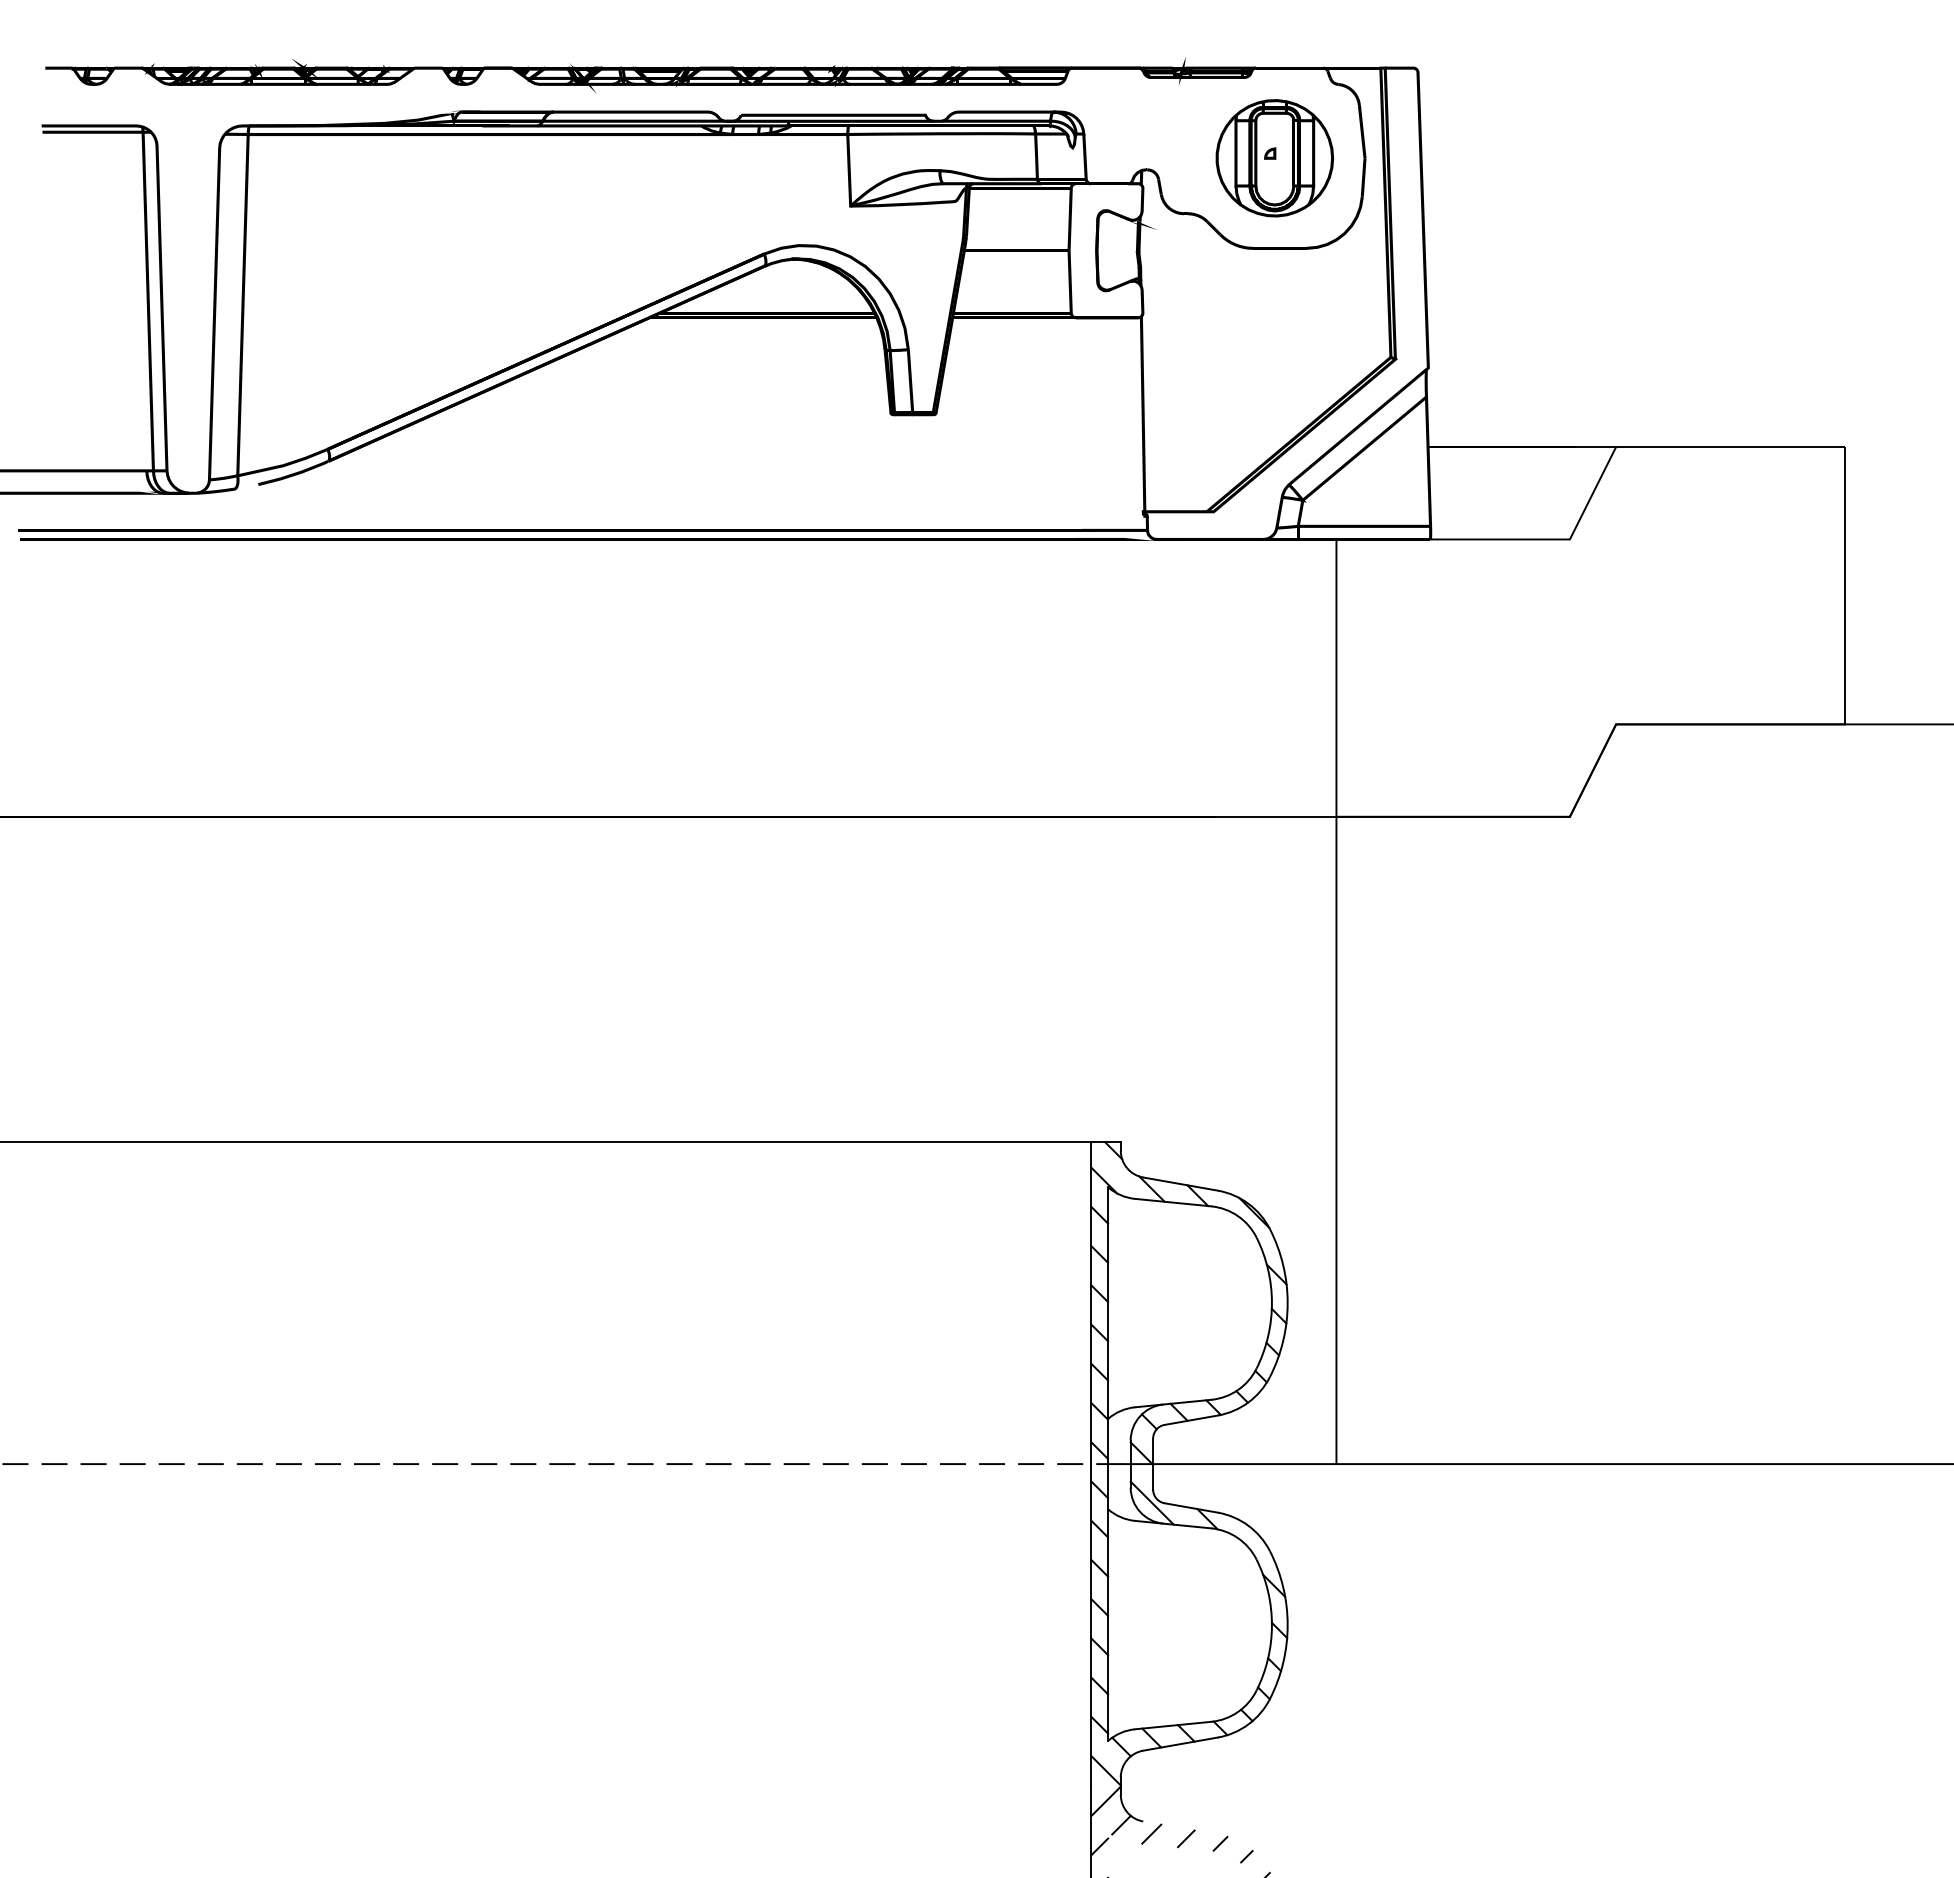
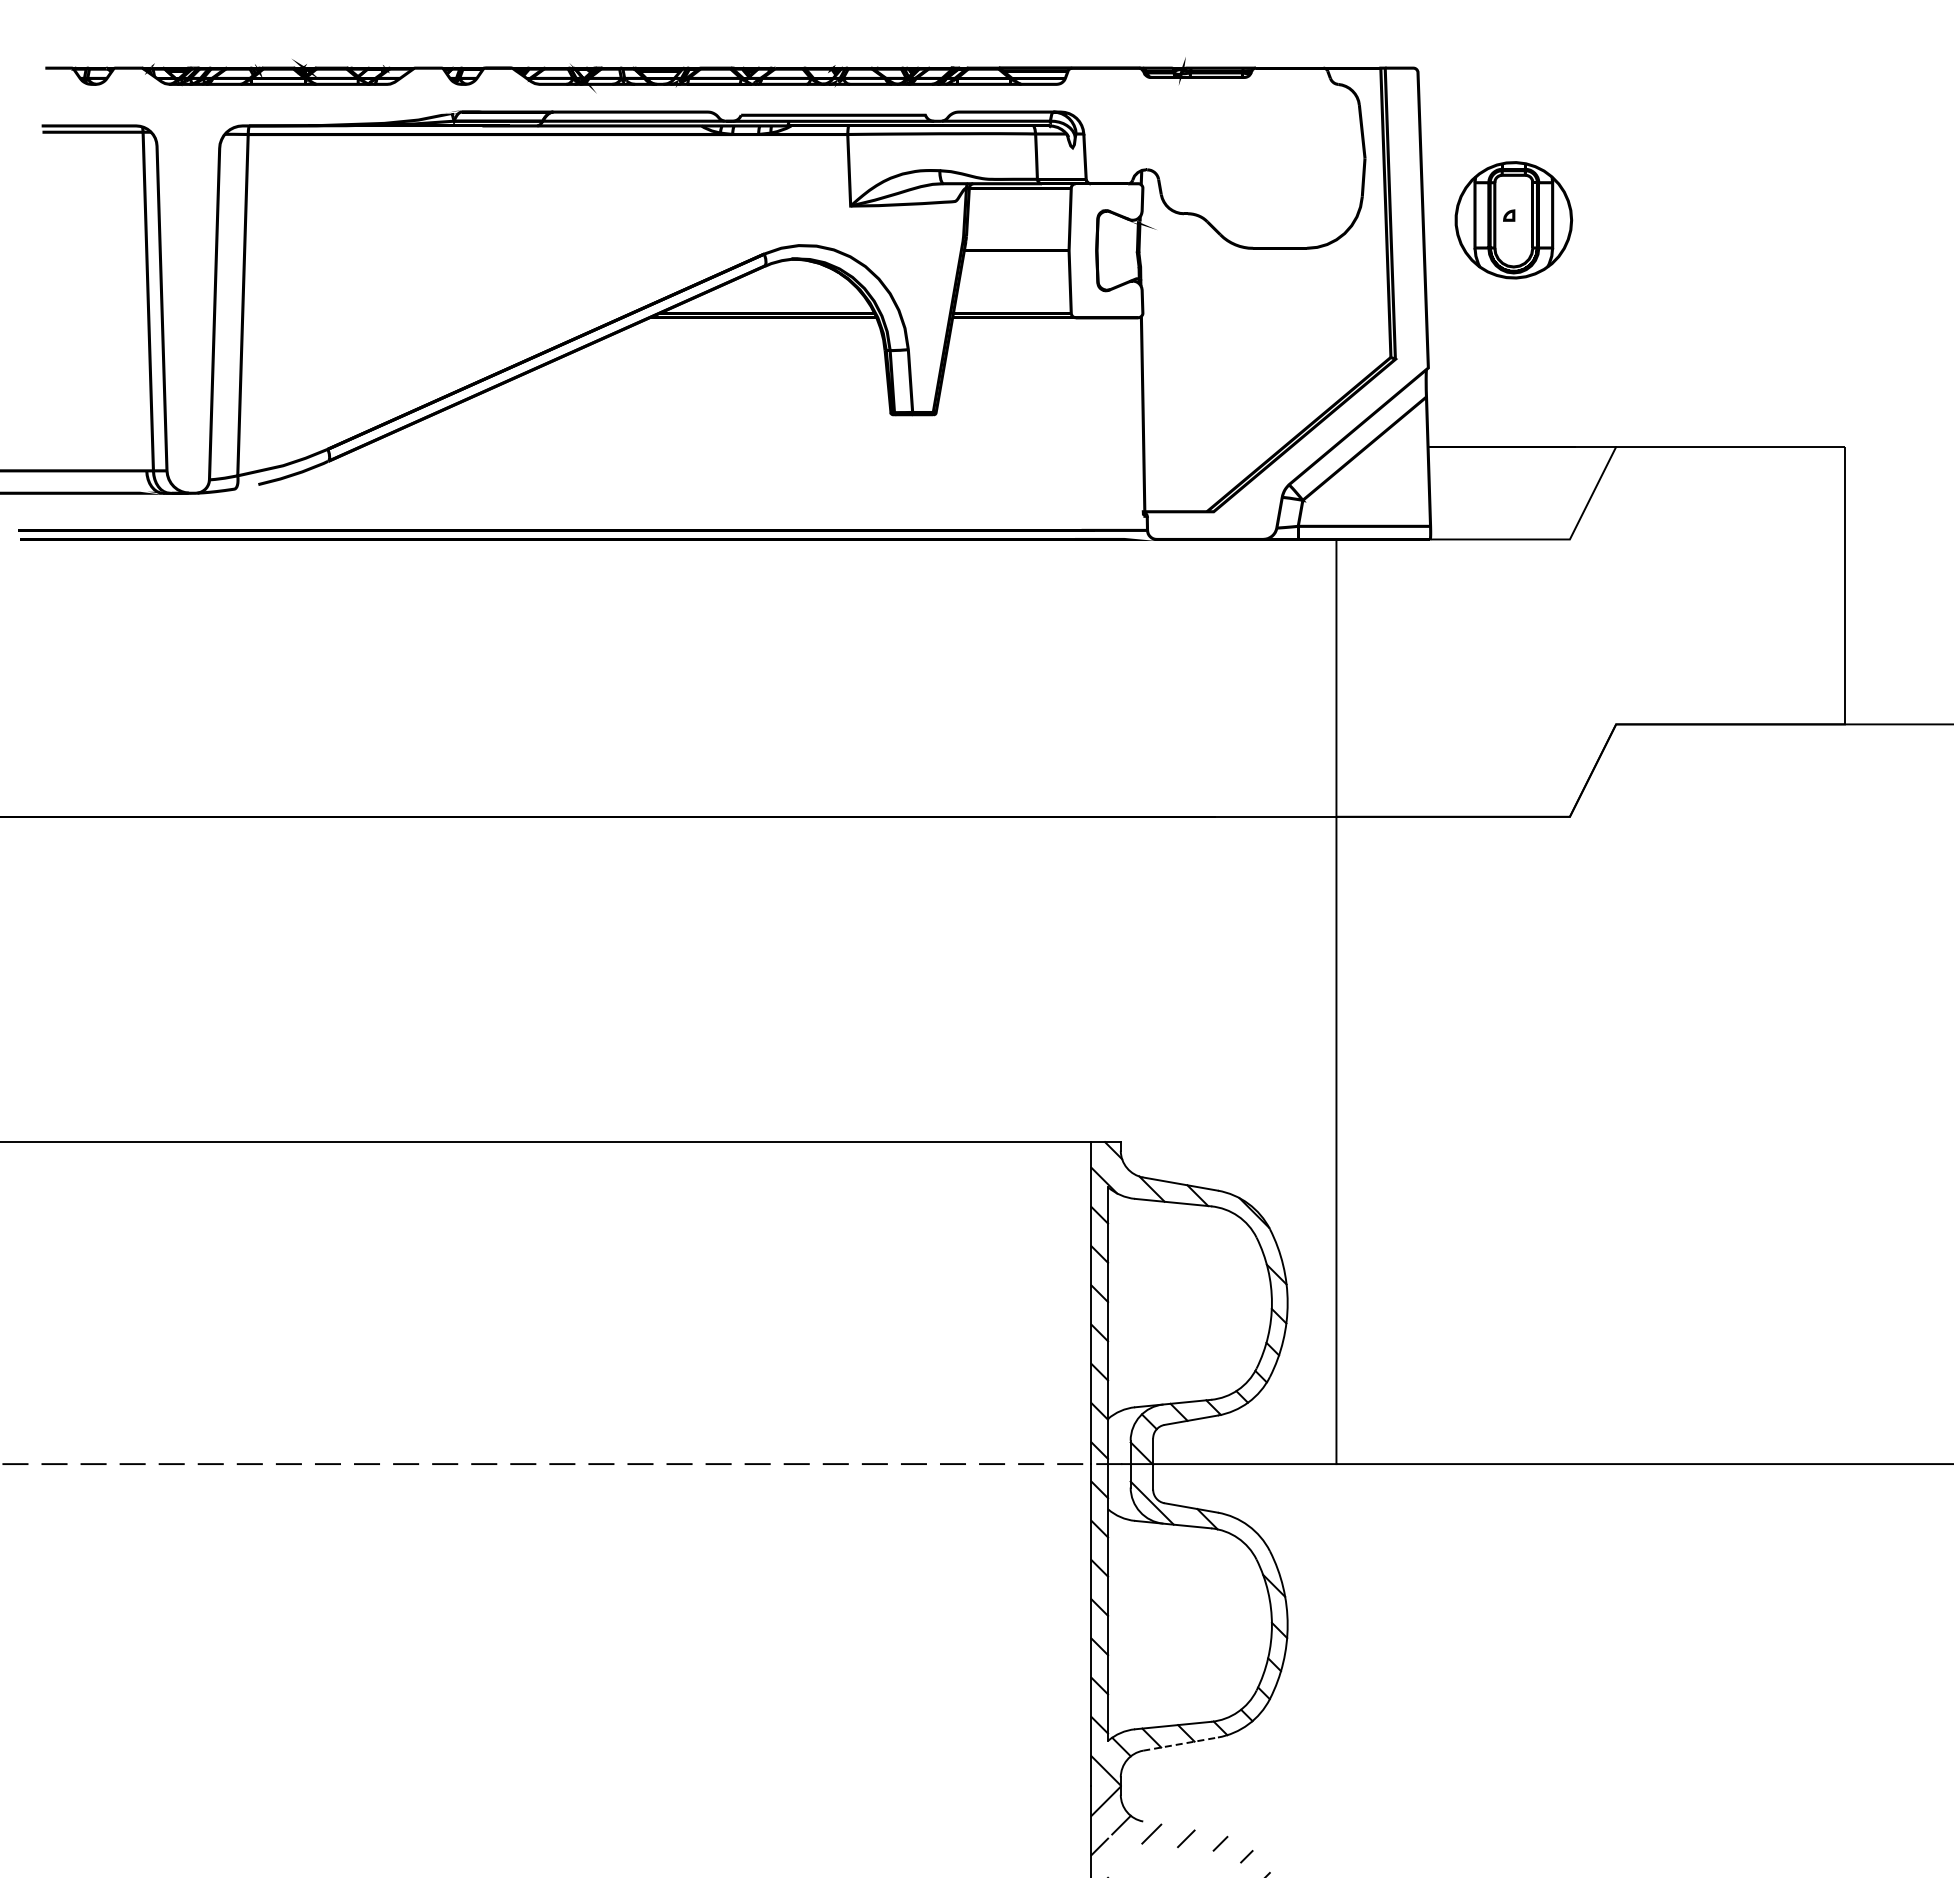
part position: (1274, 158) -> (1513, 220) (1513, 220)
line: solid -> dashed (1180, 1744)
